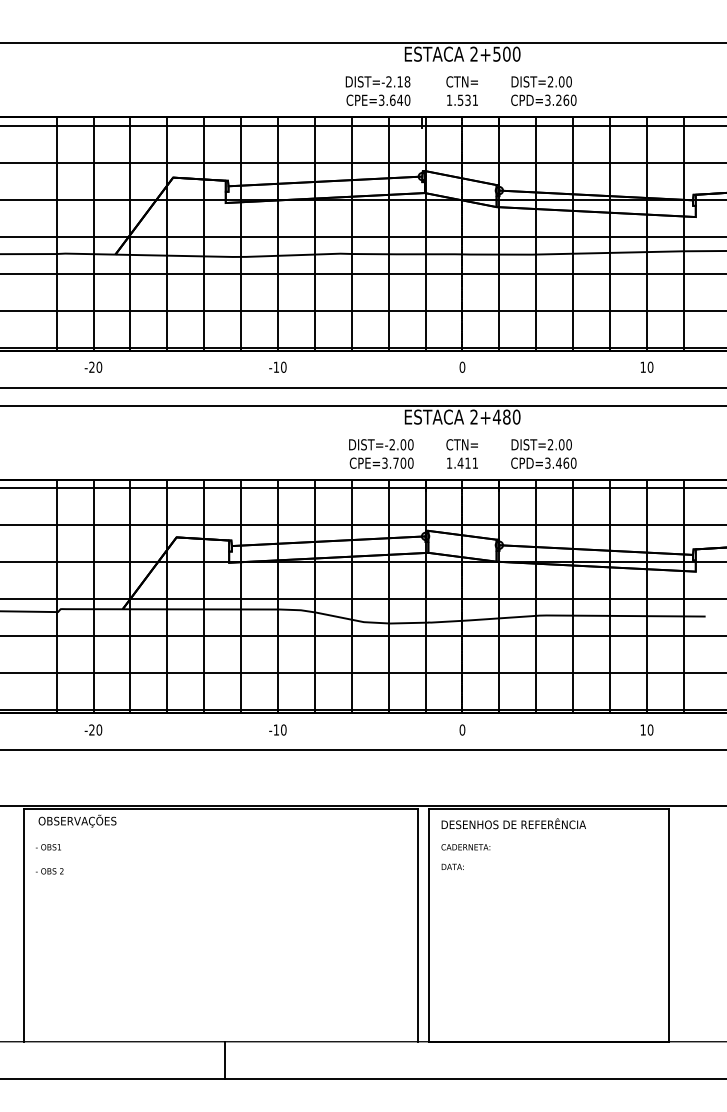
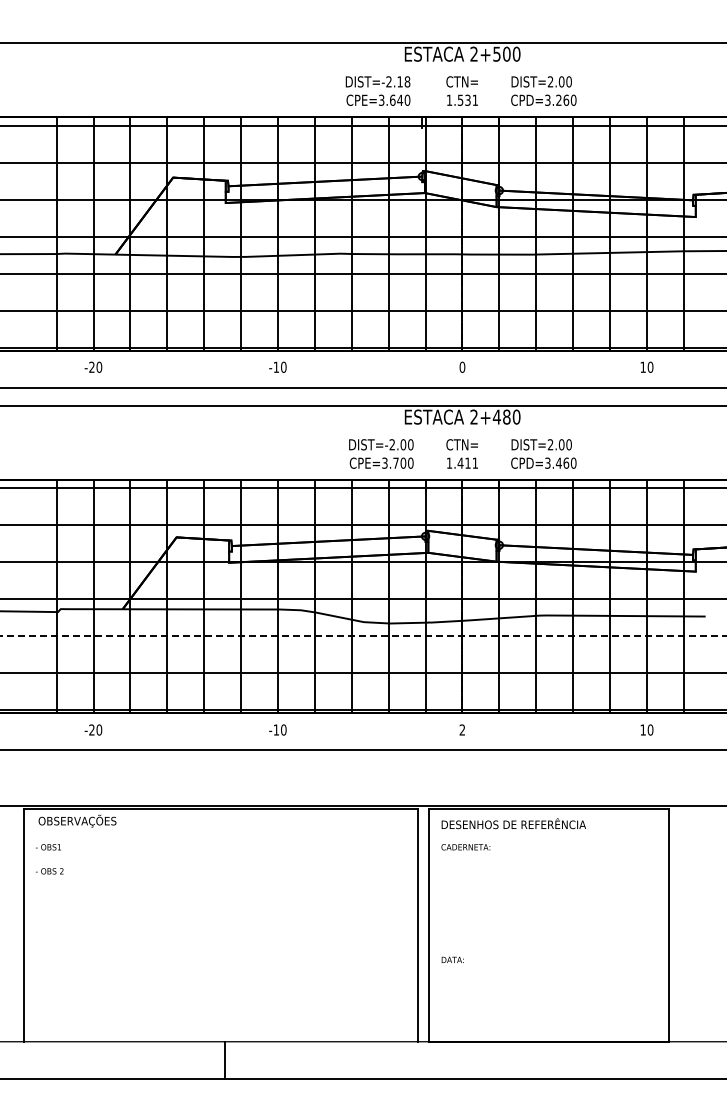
line: solid -> dashed (364, 635)
text: 0 -> 2 (462, 729)
text position: (452, 866) -> (452, 959) (452, 959)
